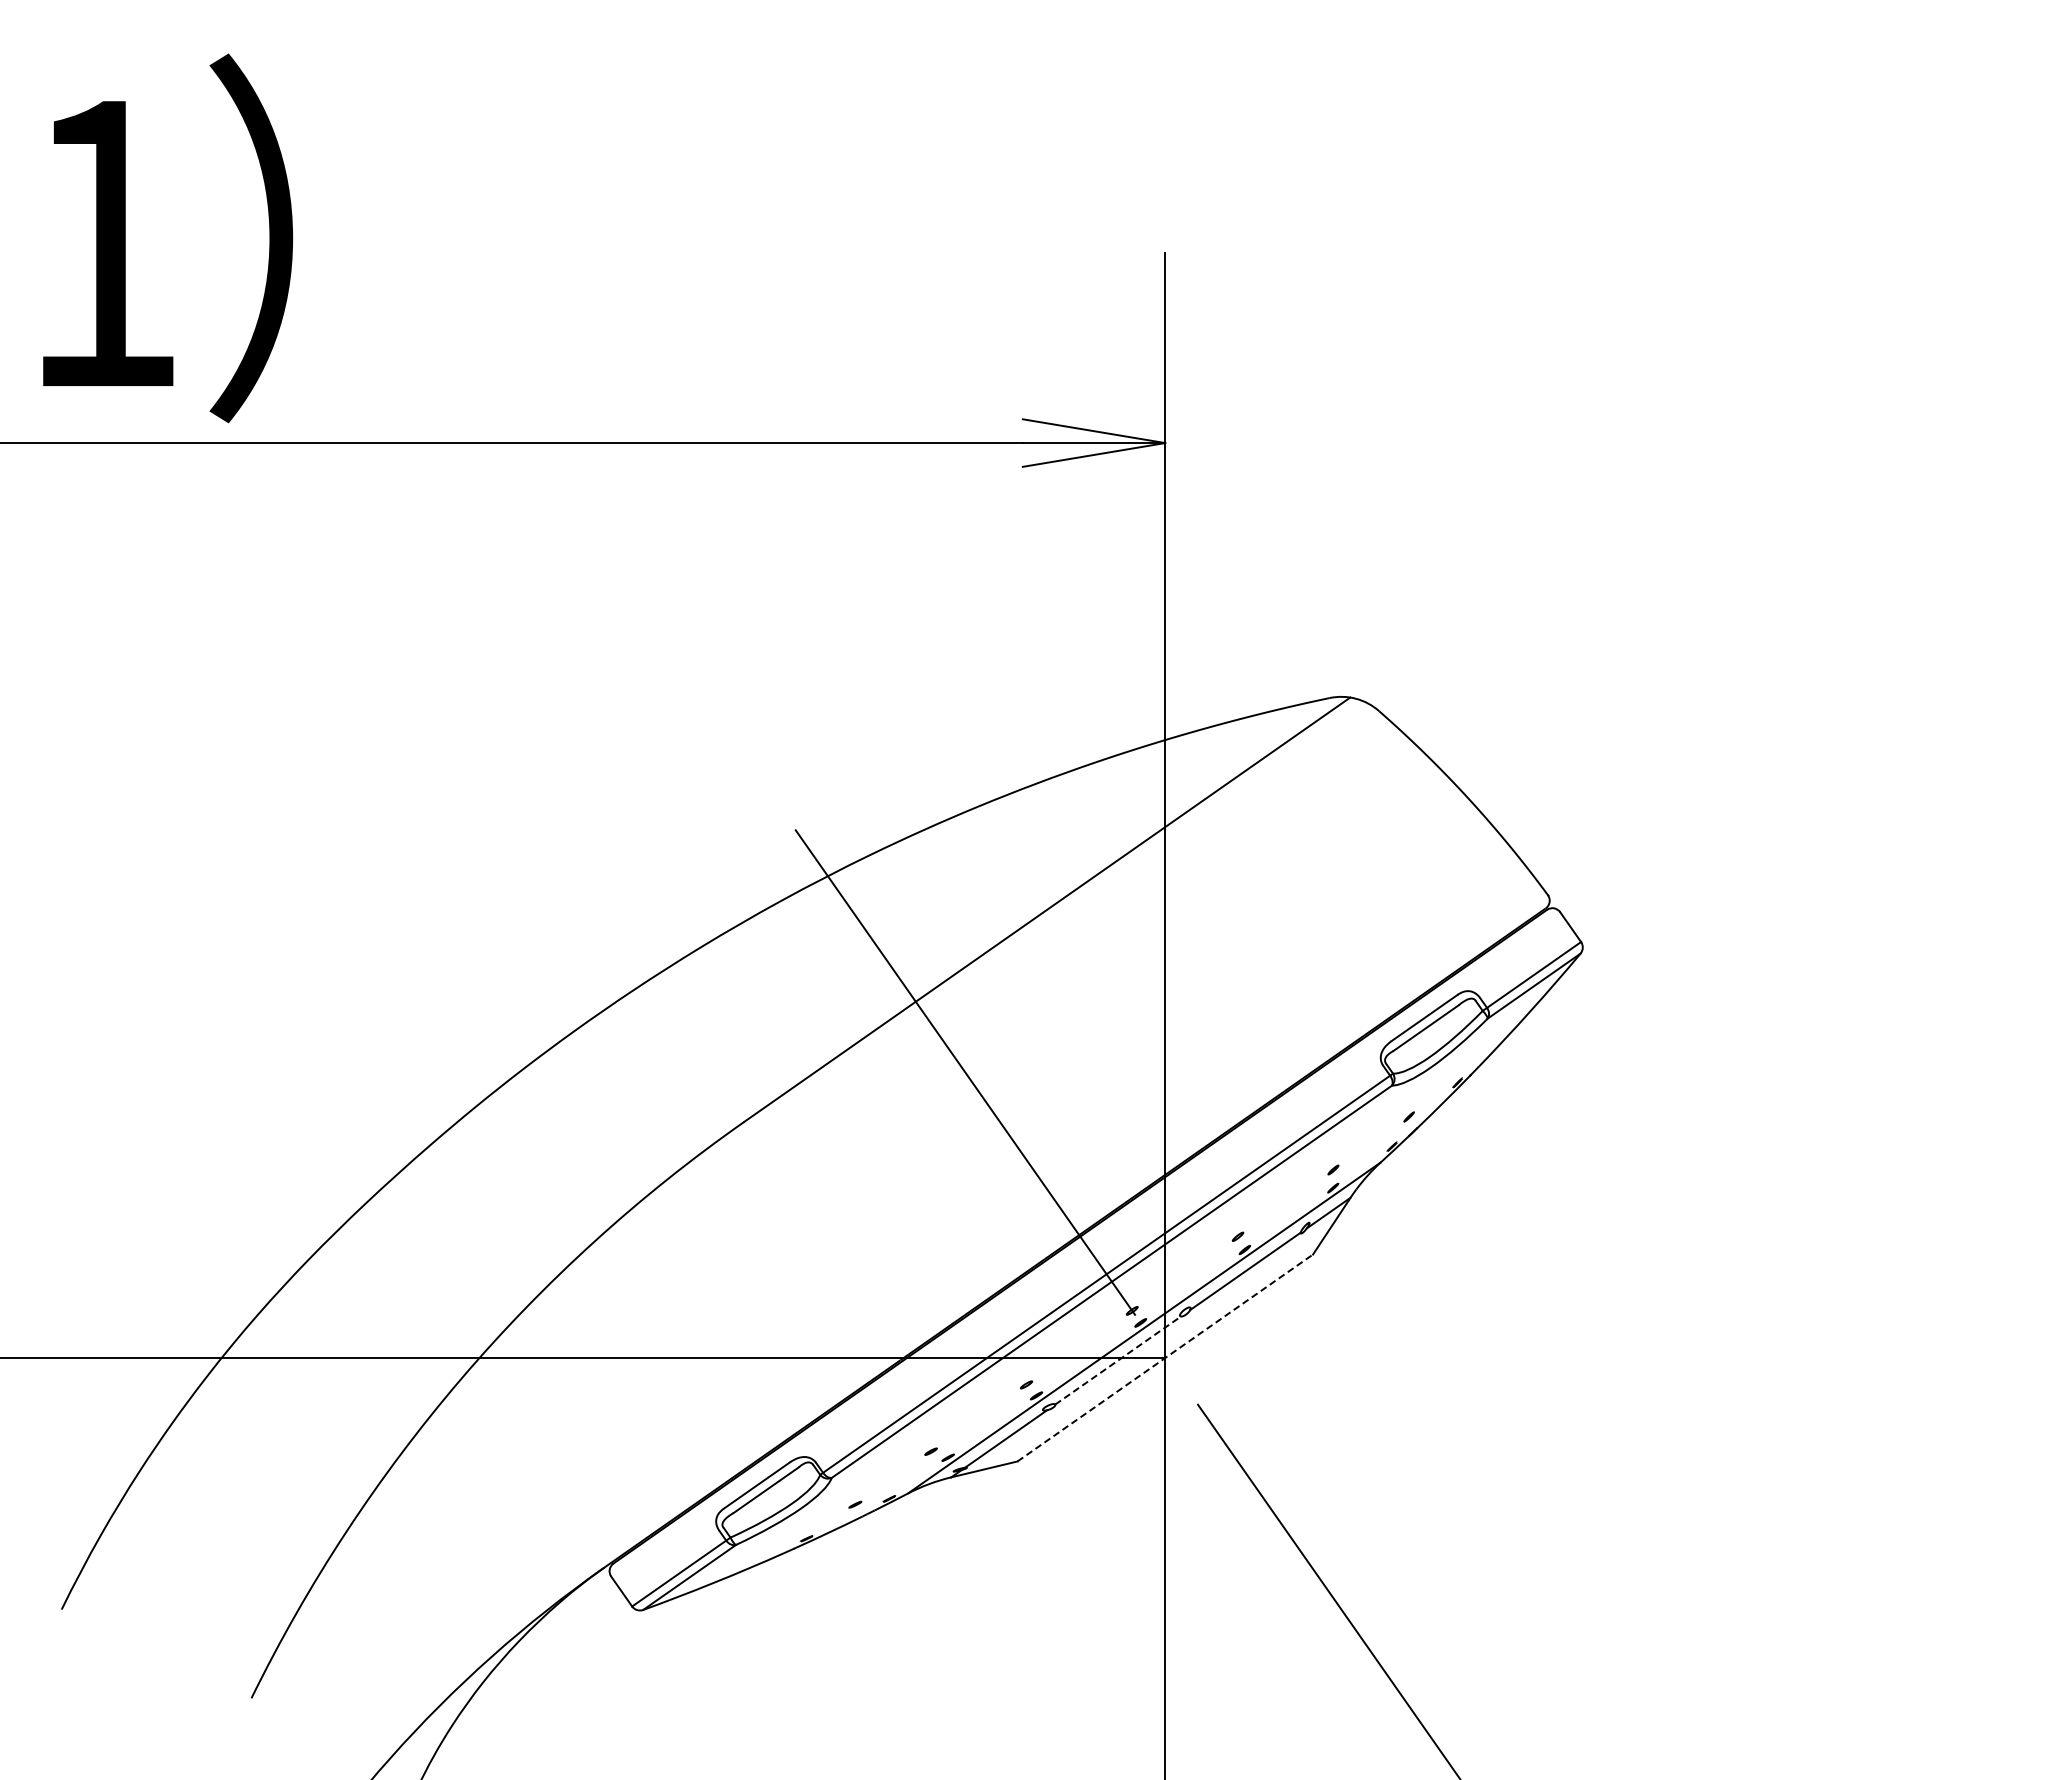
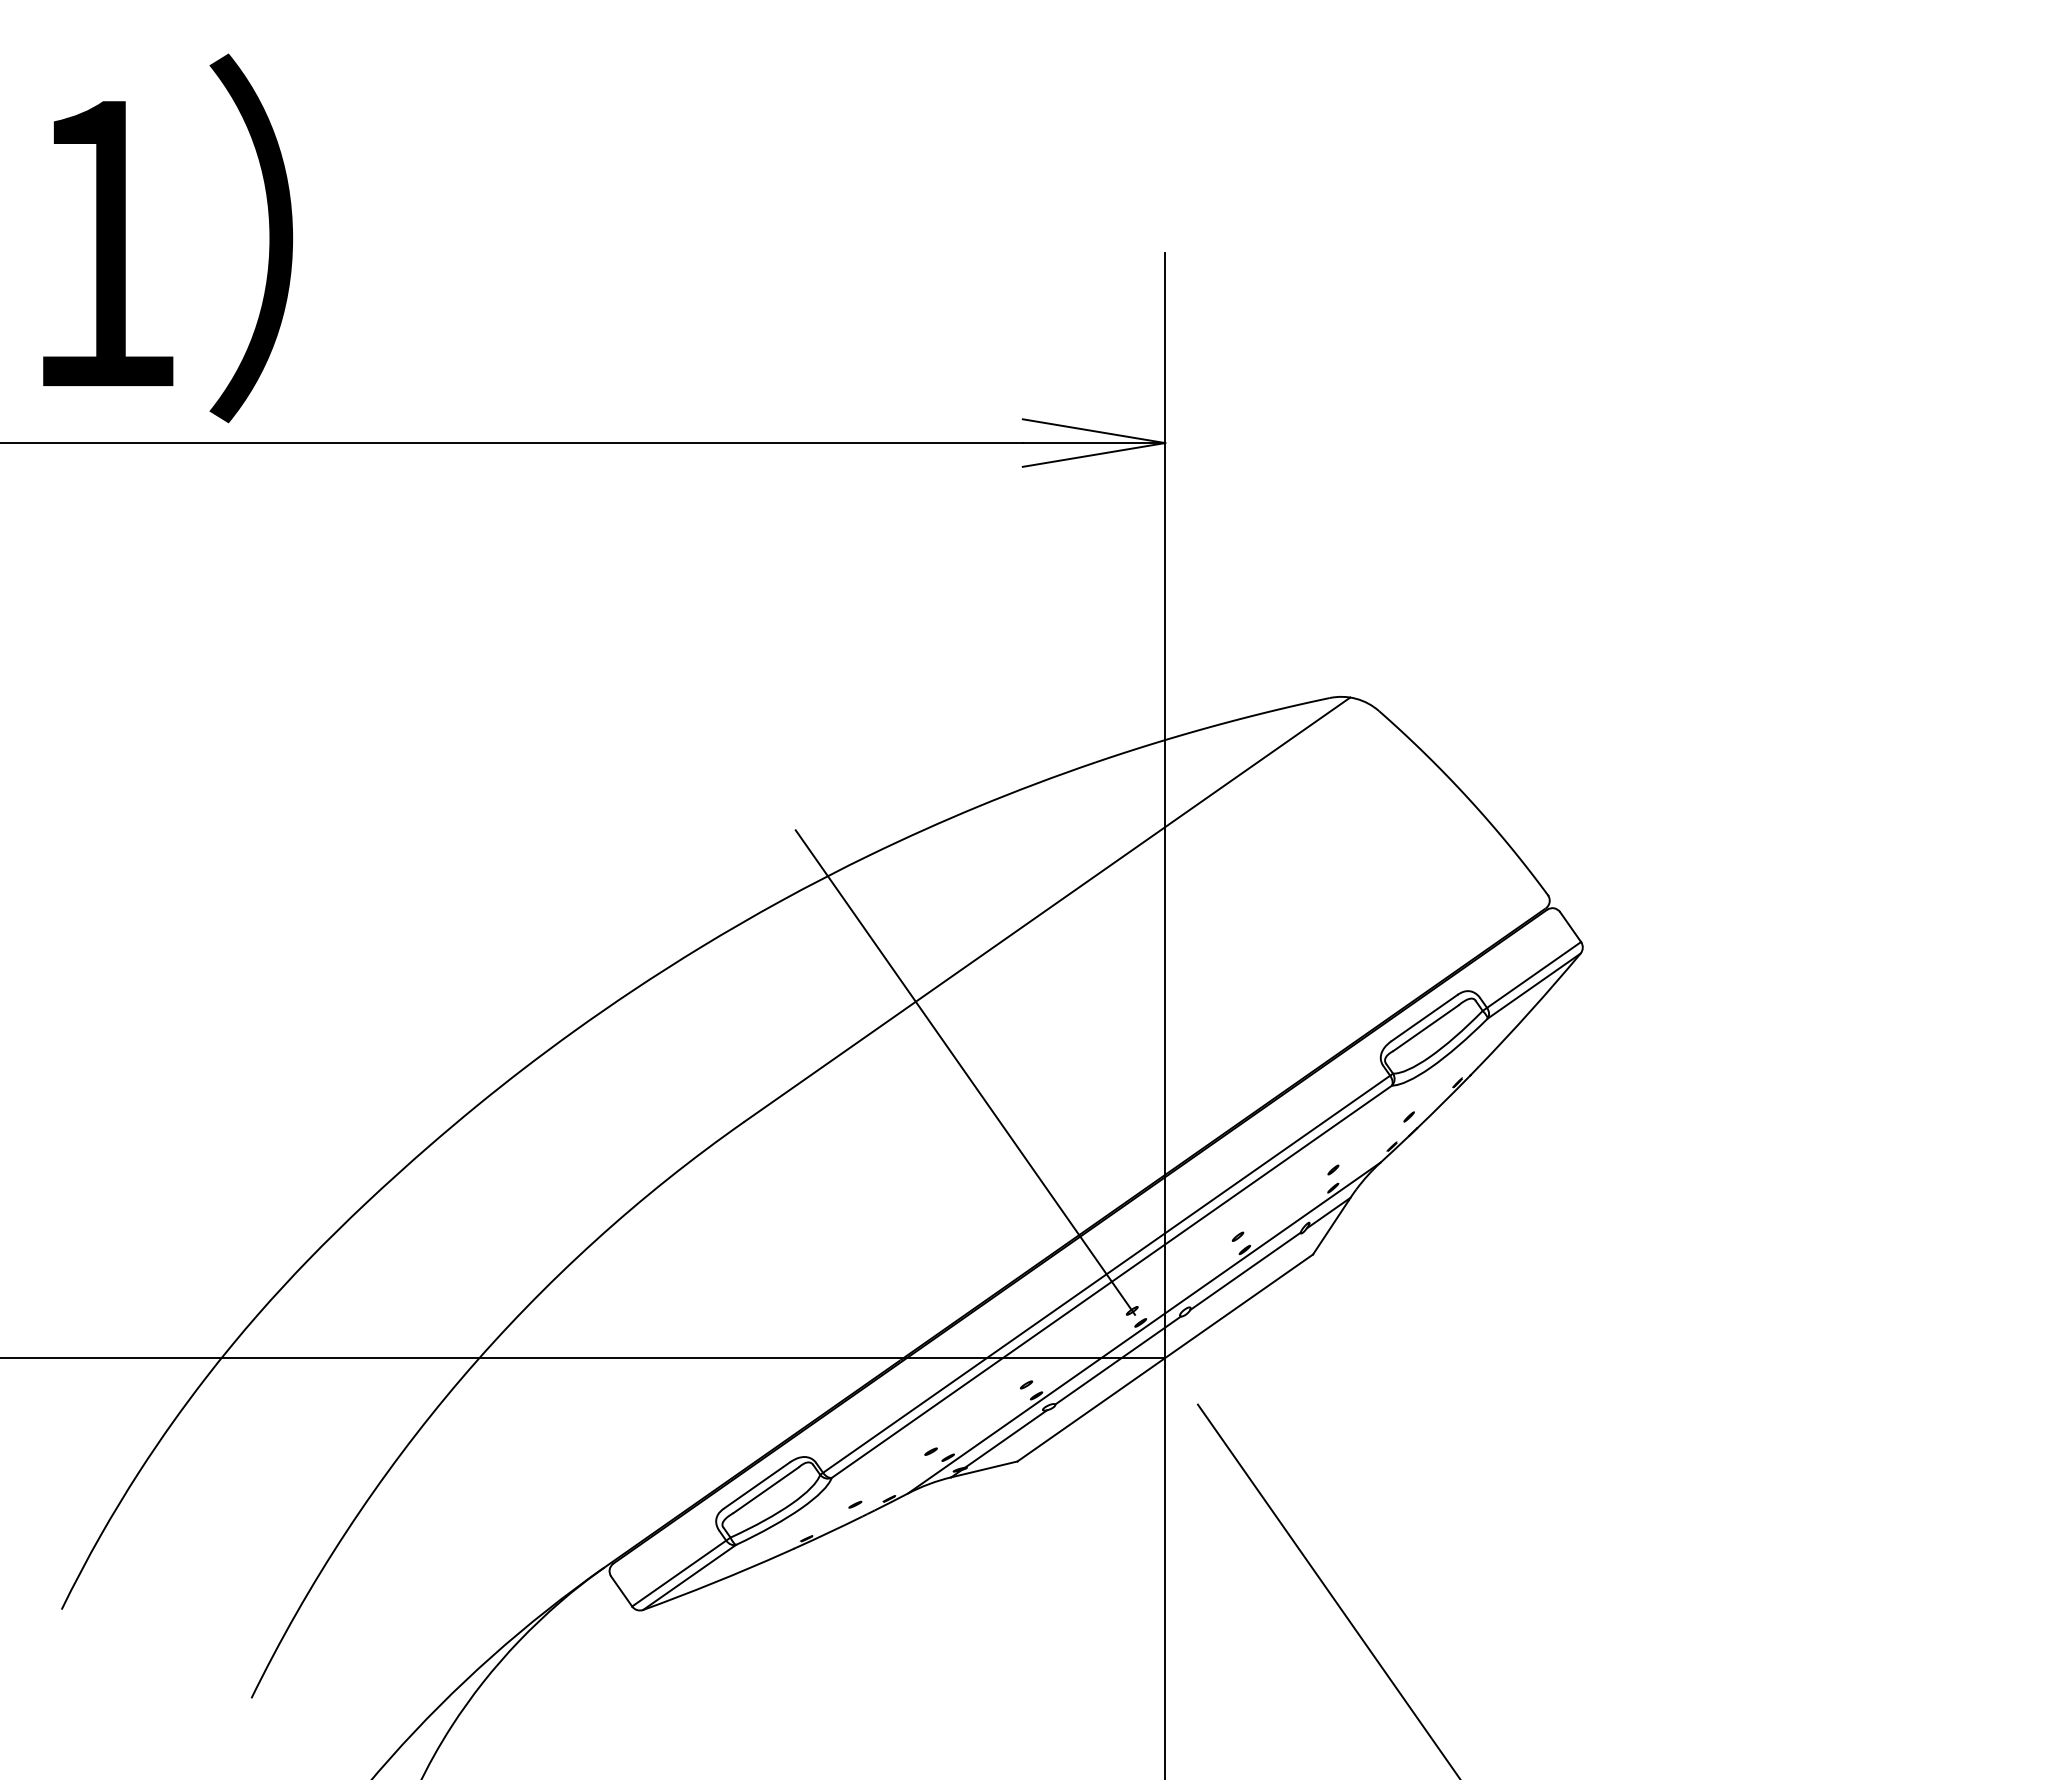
line: dashed -> solid (1165, 1357)
line: dashed -> solid (1118, 1360)
